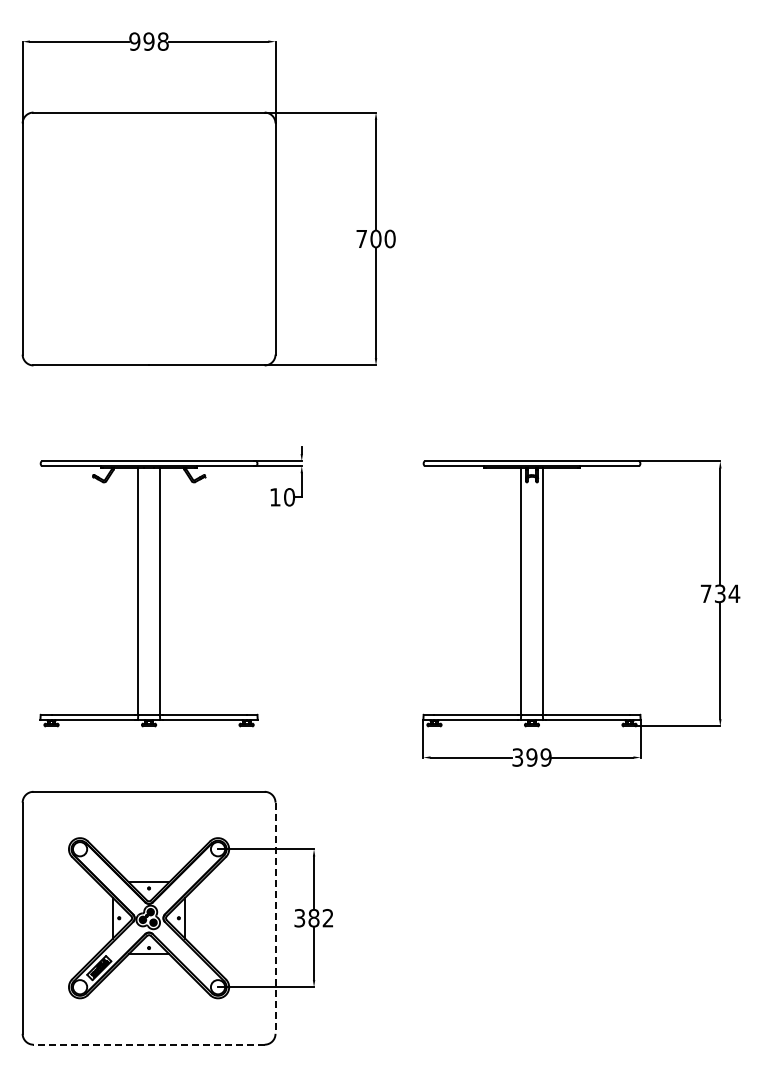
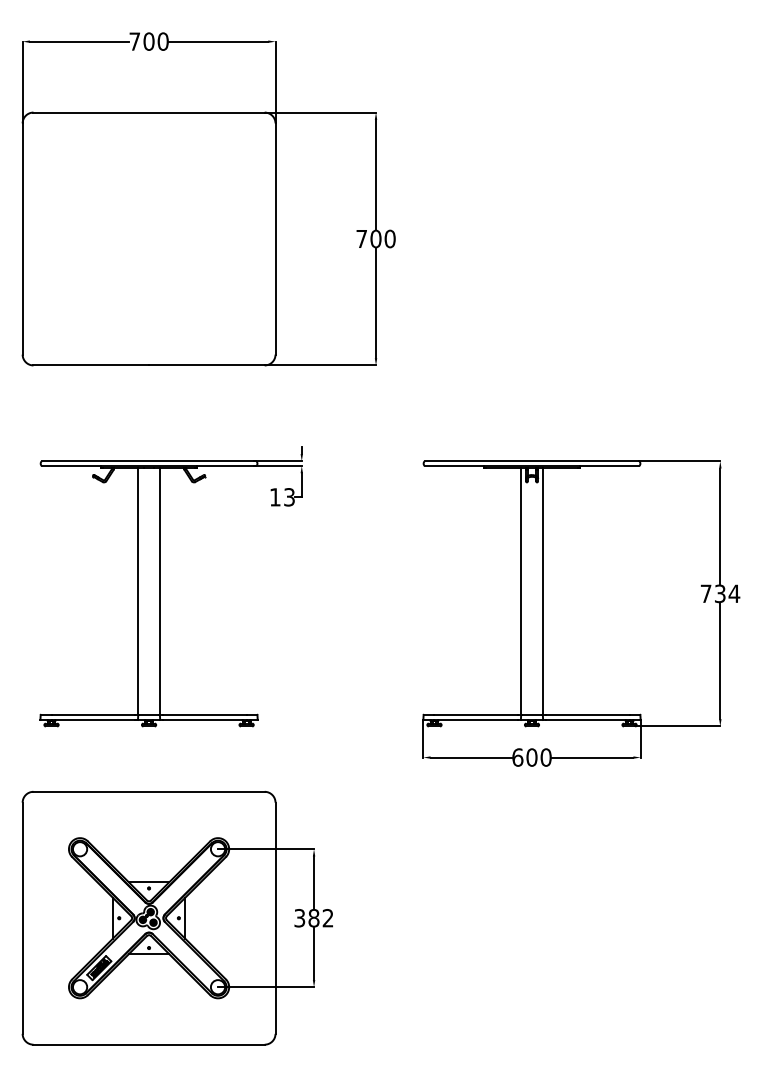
text: 998 -> 700 (148, 41)
text: 10 -> 13 (289, 497)
text: 399 -> 600 (531, 757)
line: dashed -> solid (275, 918)
line: dashed -> solid (149, 1044)
